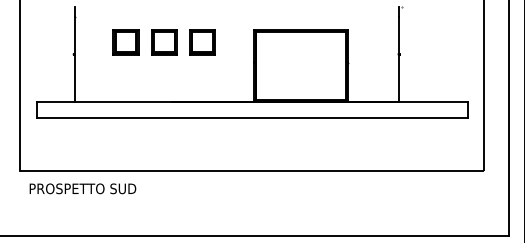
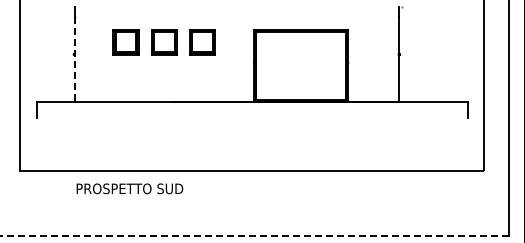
line: solid -> dashed (74, 59)
line: present -> none (252, 117)
text position: (82, 188) -> (129, 188) (129, 188)
line: solid -> dashed (254, 235)
